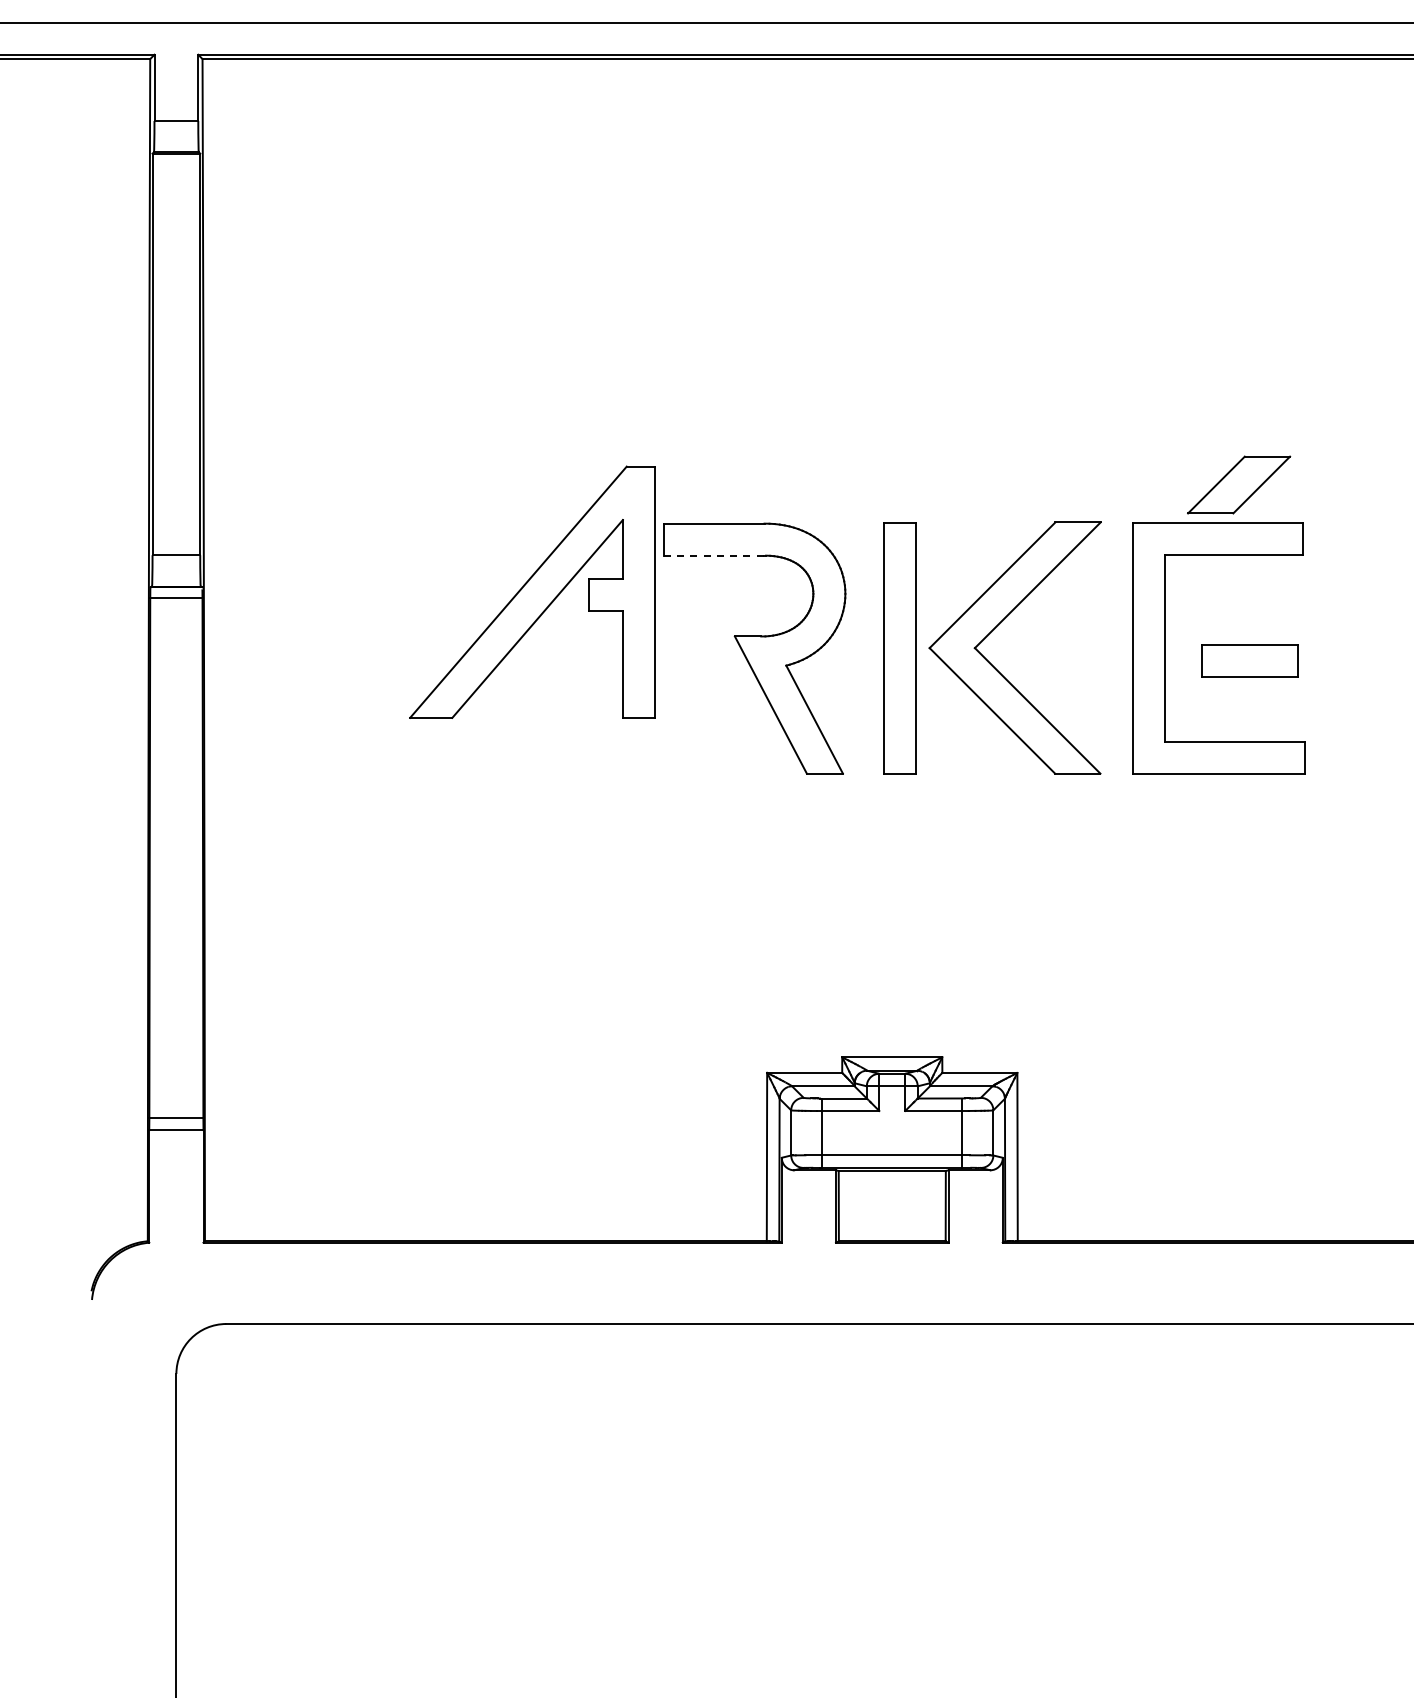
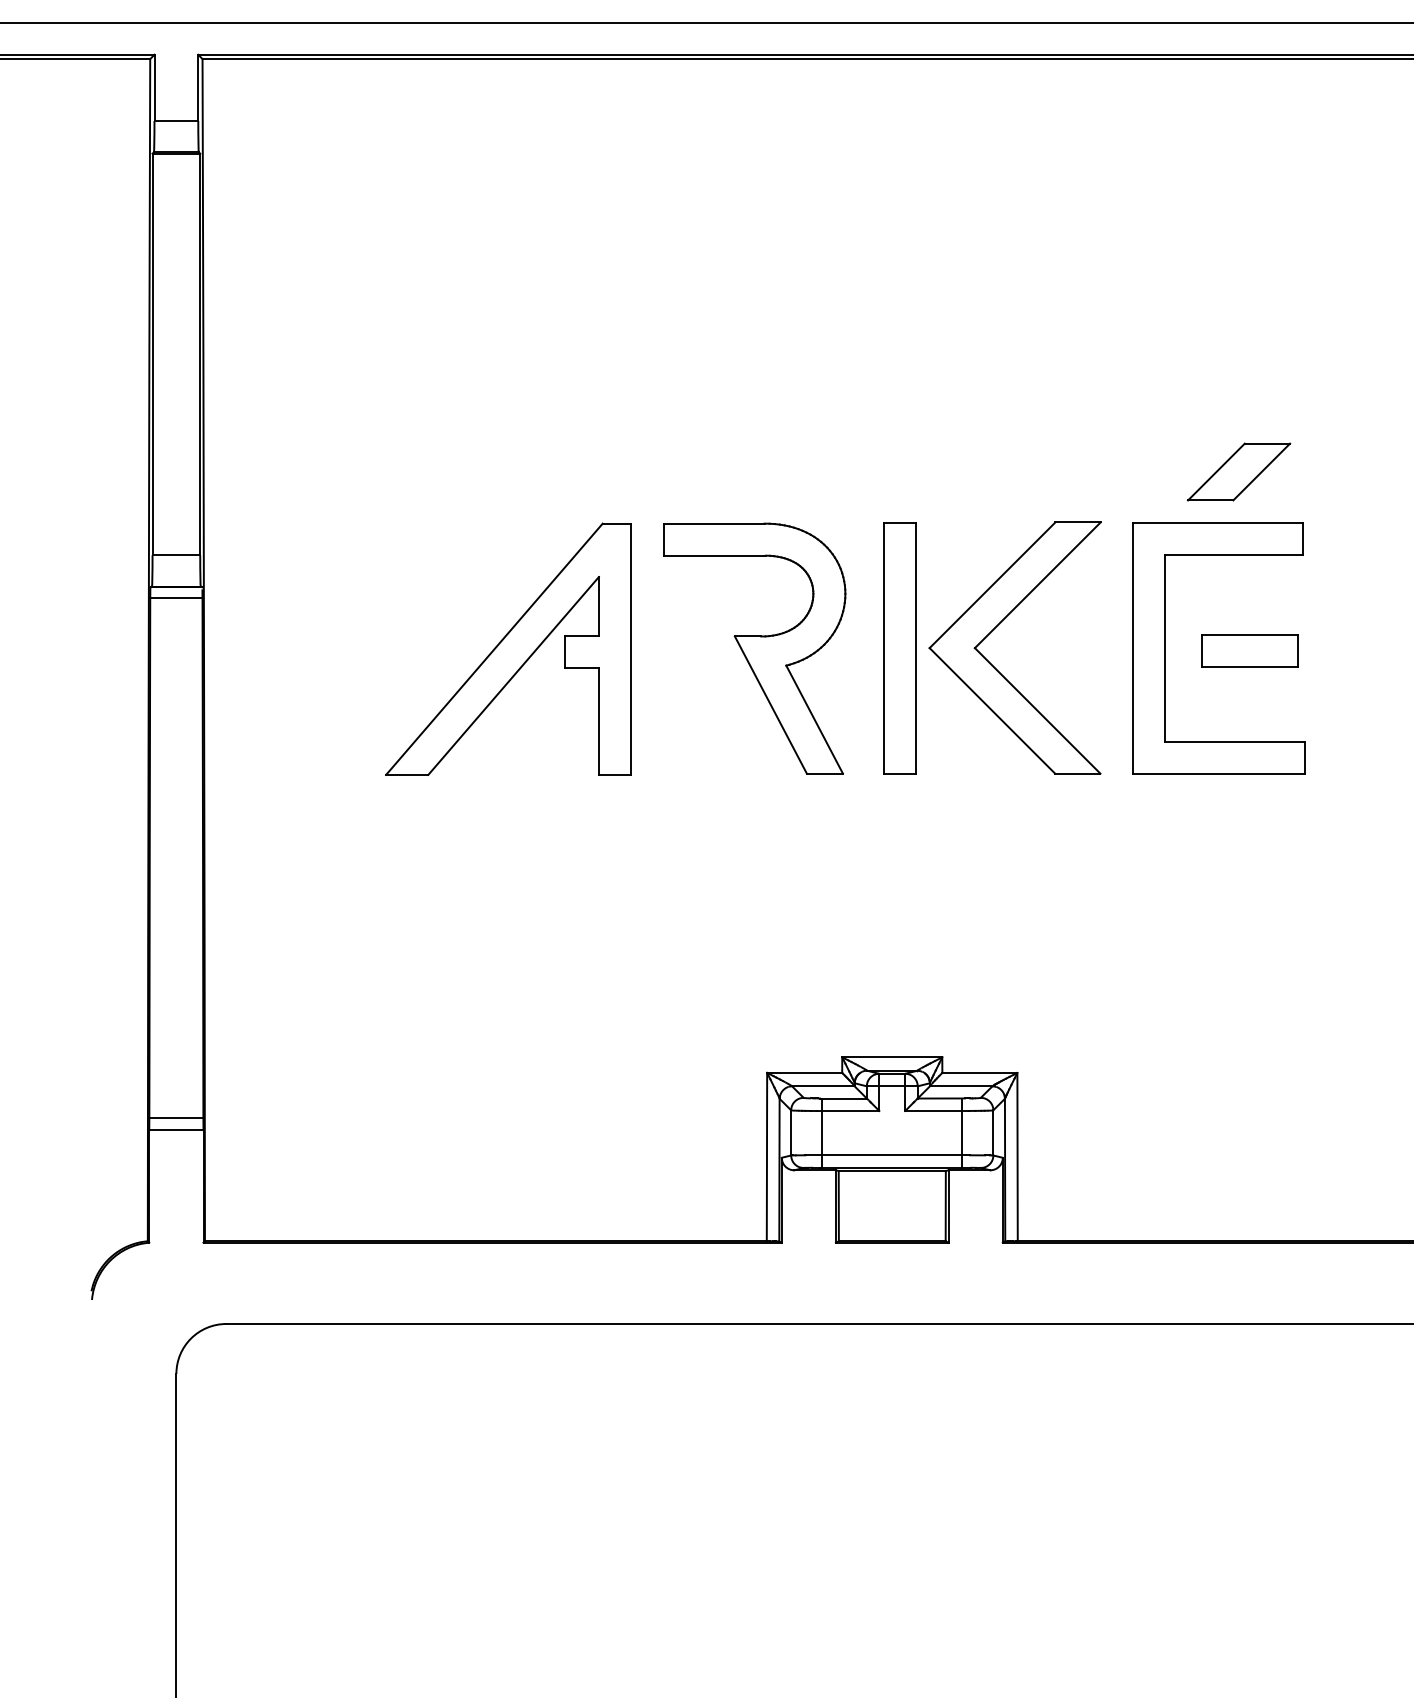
part position: (1239, 484) -> (1239, 471) (1239, 471)
line: dashed -> solid (714, 555)
part position: (532, 591) -> (508, 648) (508, 648)
part position: (1249, 660) -> (1249, 650) (1249, 650)
